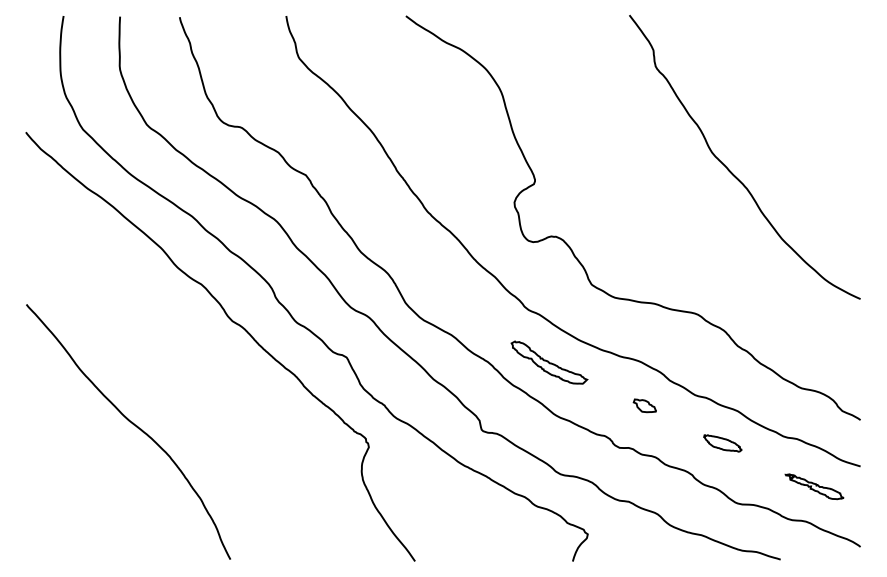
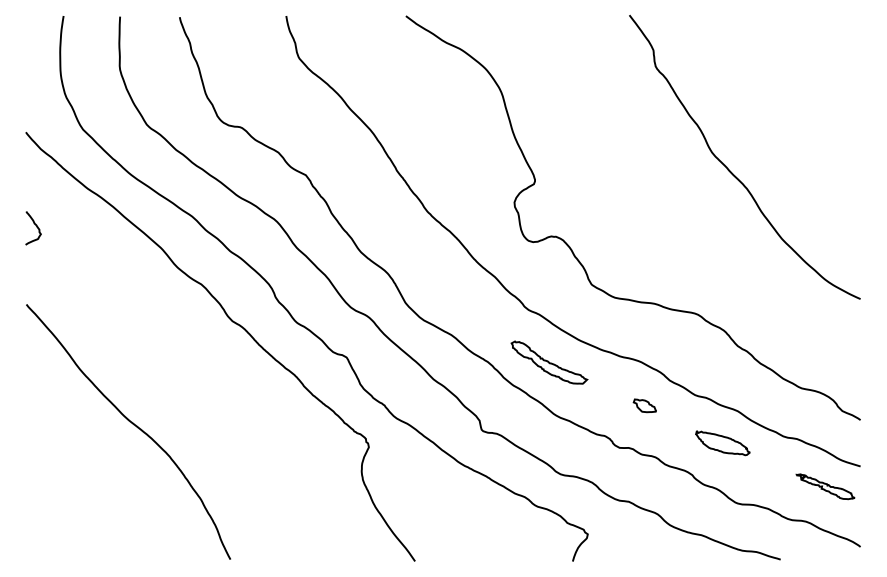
curve: none -> present (36, 227)
part size: 40x19 px -> 56x27 px (722, 443)
part position: (814, 486) -> (825, 486) (825, 486)
